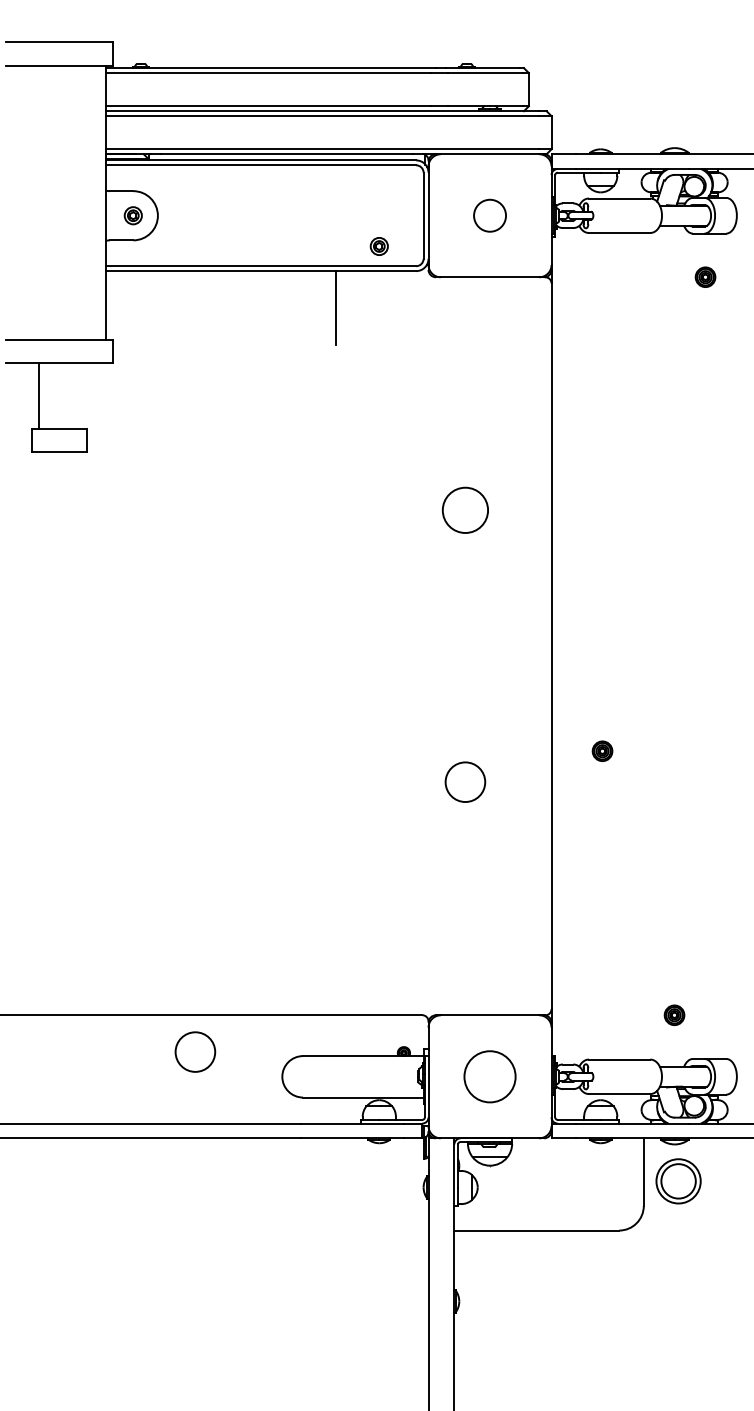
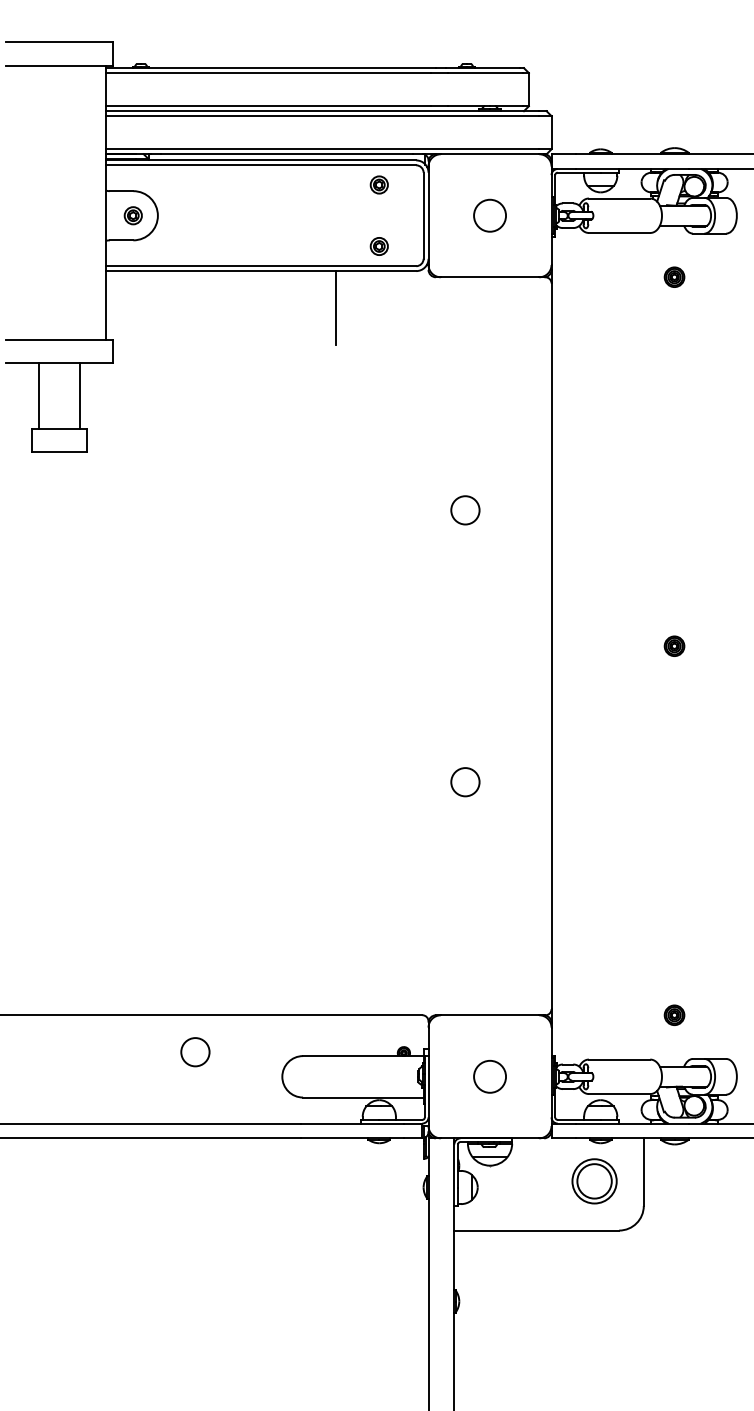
part: none -> present (378, 184)
part position: (705, 276) -> (674, 276) (674, 276)
line: none -> present (80, 395)
circle diameter: 45 px -> 28 px (465, 510)
part position: (602, 750) -> (674, 645) (674, 645)
circle diameter: 40 px -> 28 px (465, 782)
circle size: 43x42 px -> 31x31 px (195, 1052)
circle diameter: 51 px -> 32 px (490, 1076)
part position: (678, 1181) -> (594, 1181) (594, 1181)
